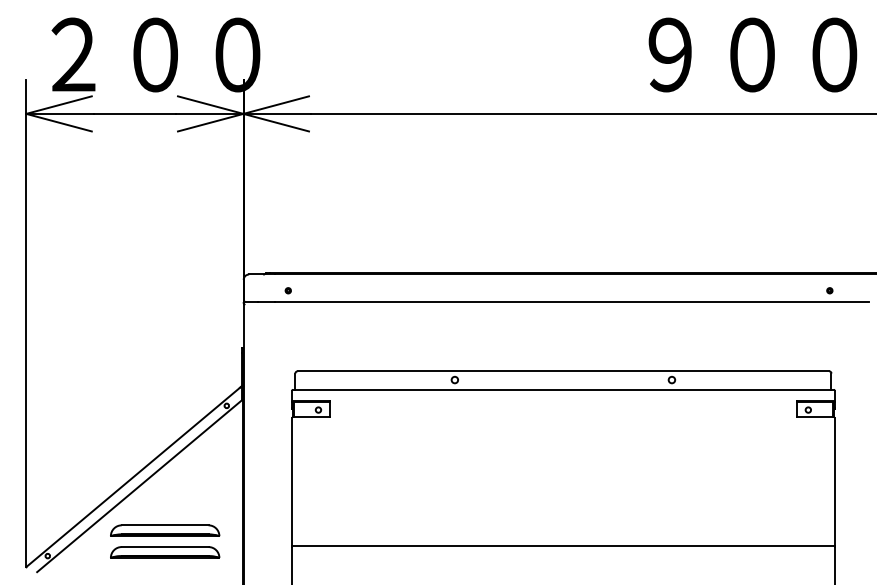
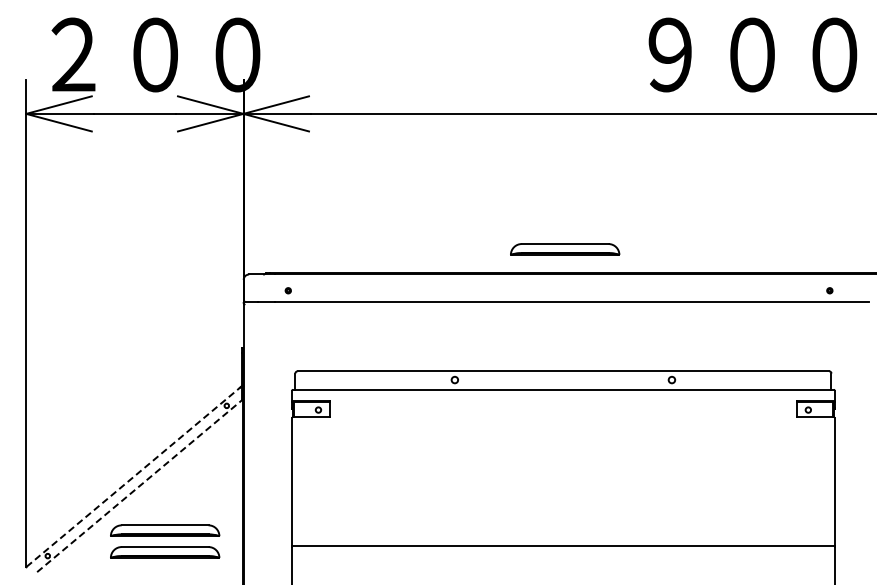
part: none -> present (565, 249)
line: solid -> dashed (134, 476)
line: solid -> dashed (140, 485)
